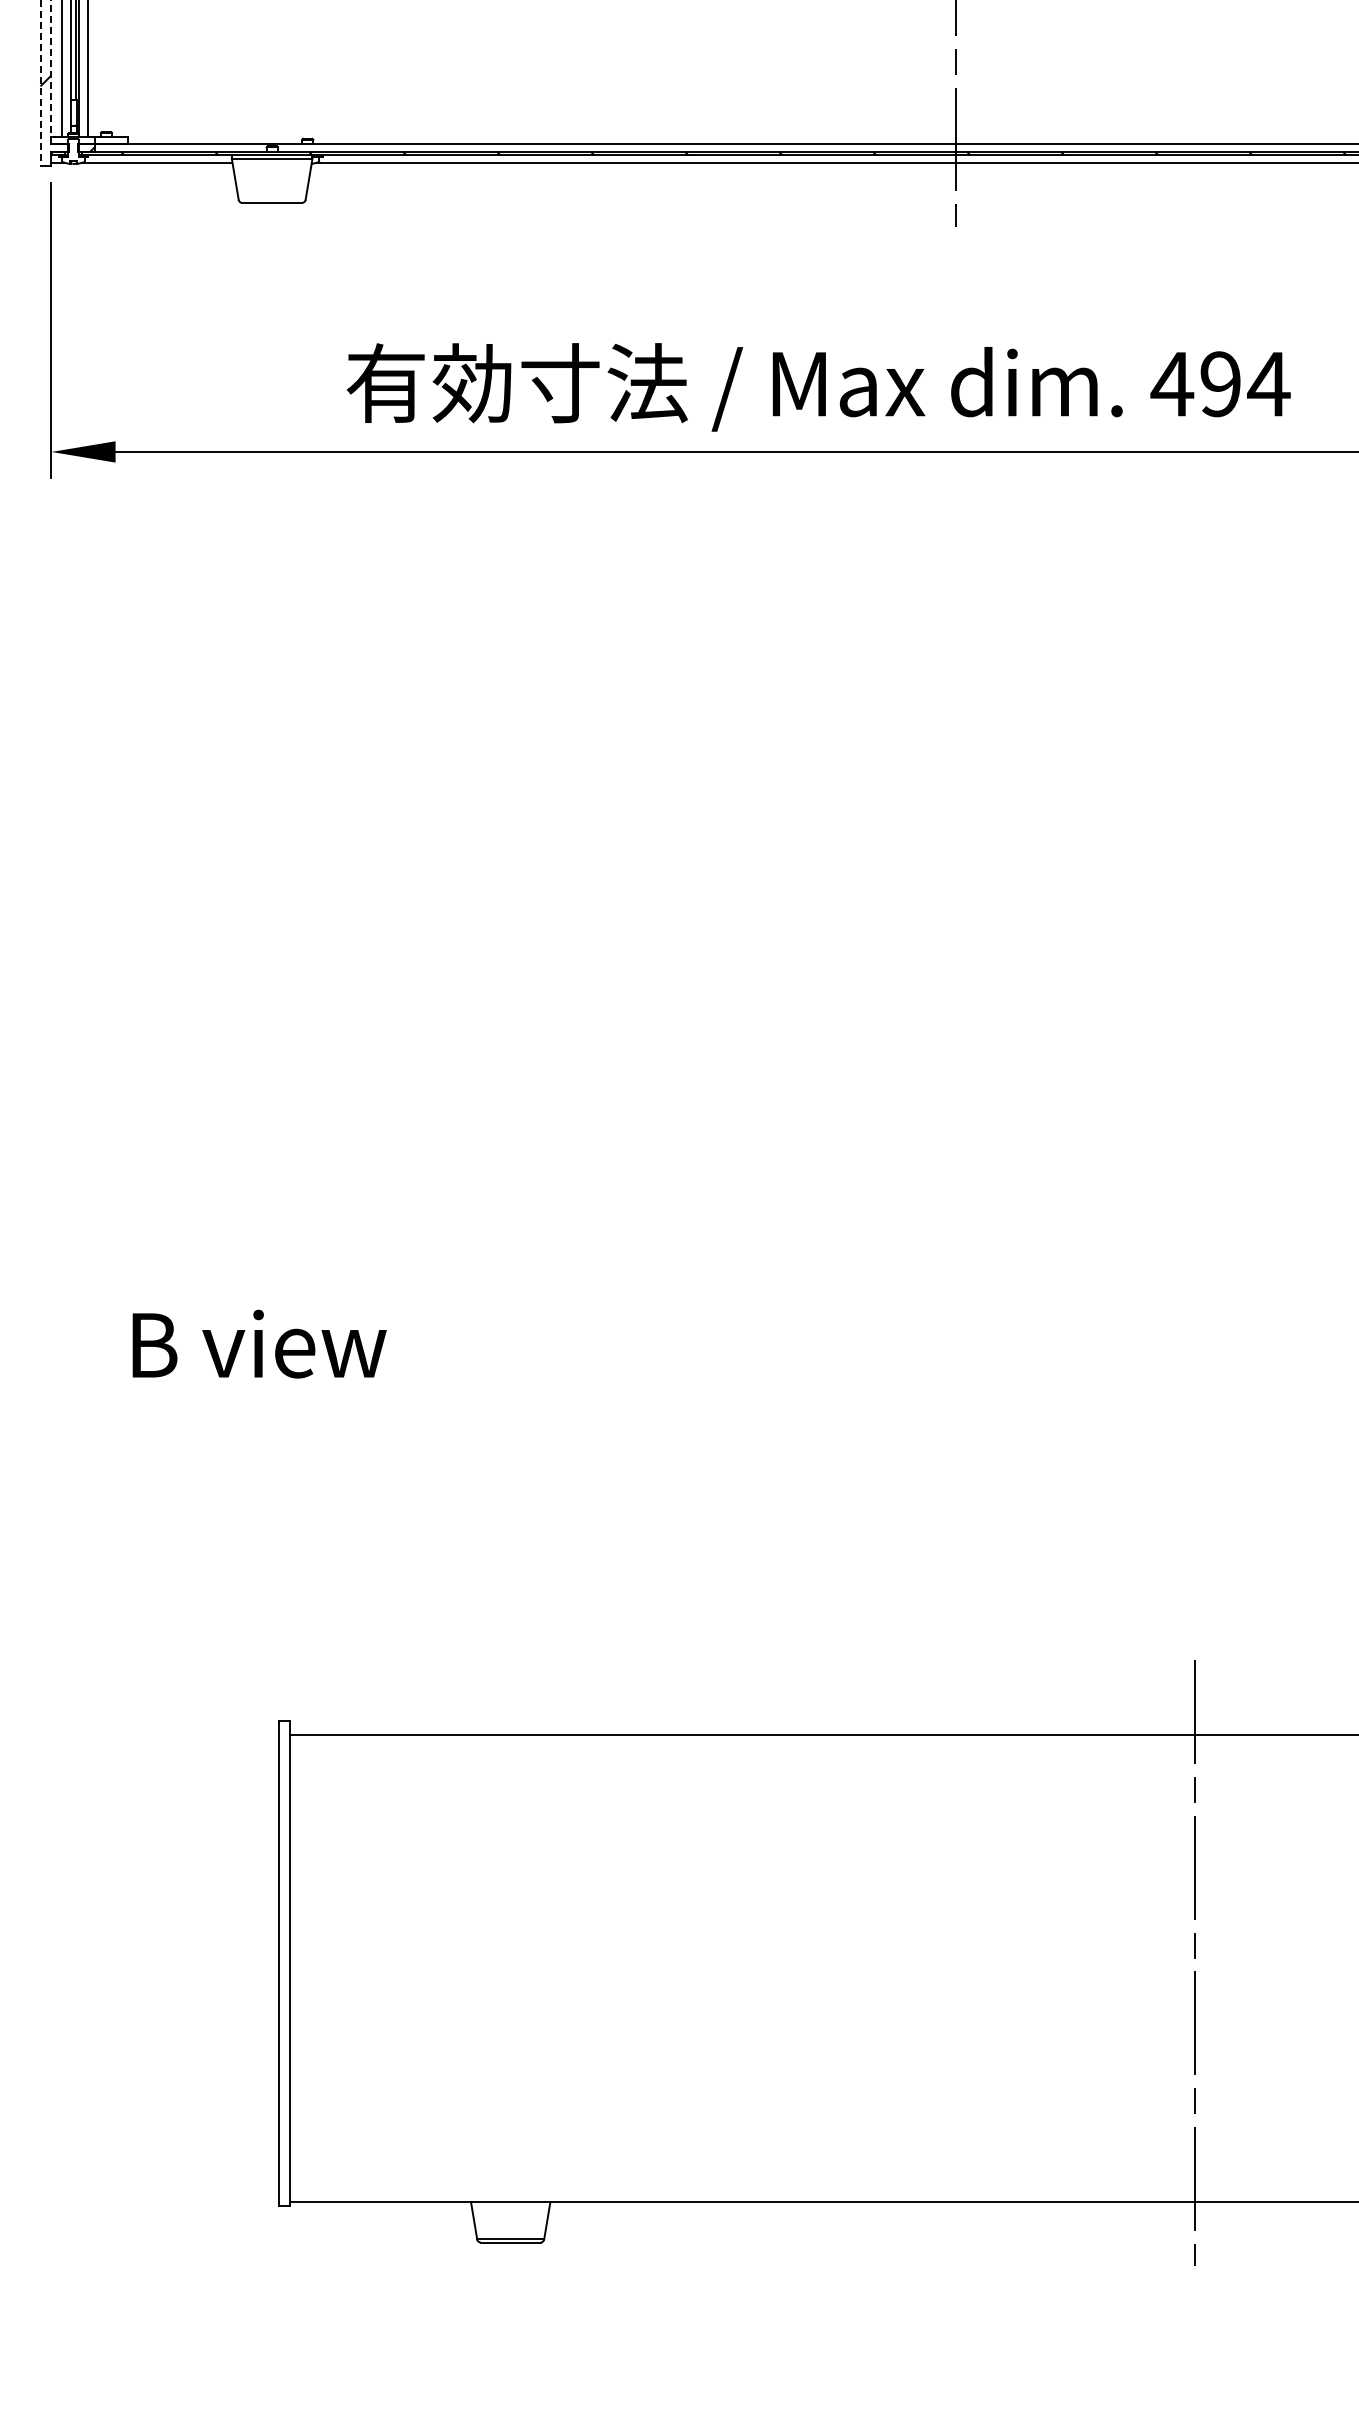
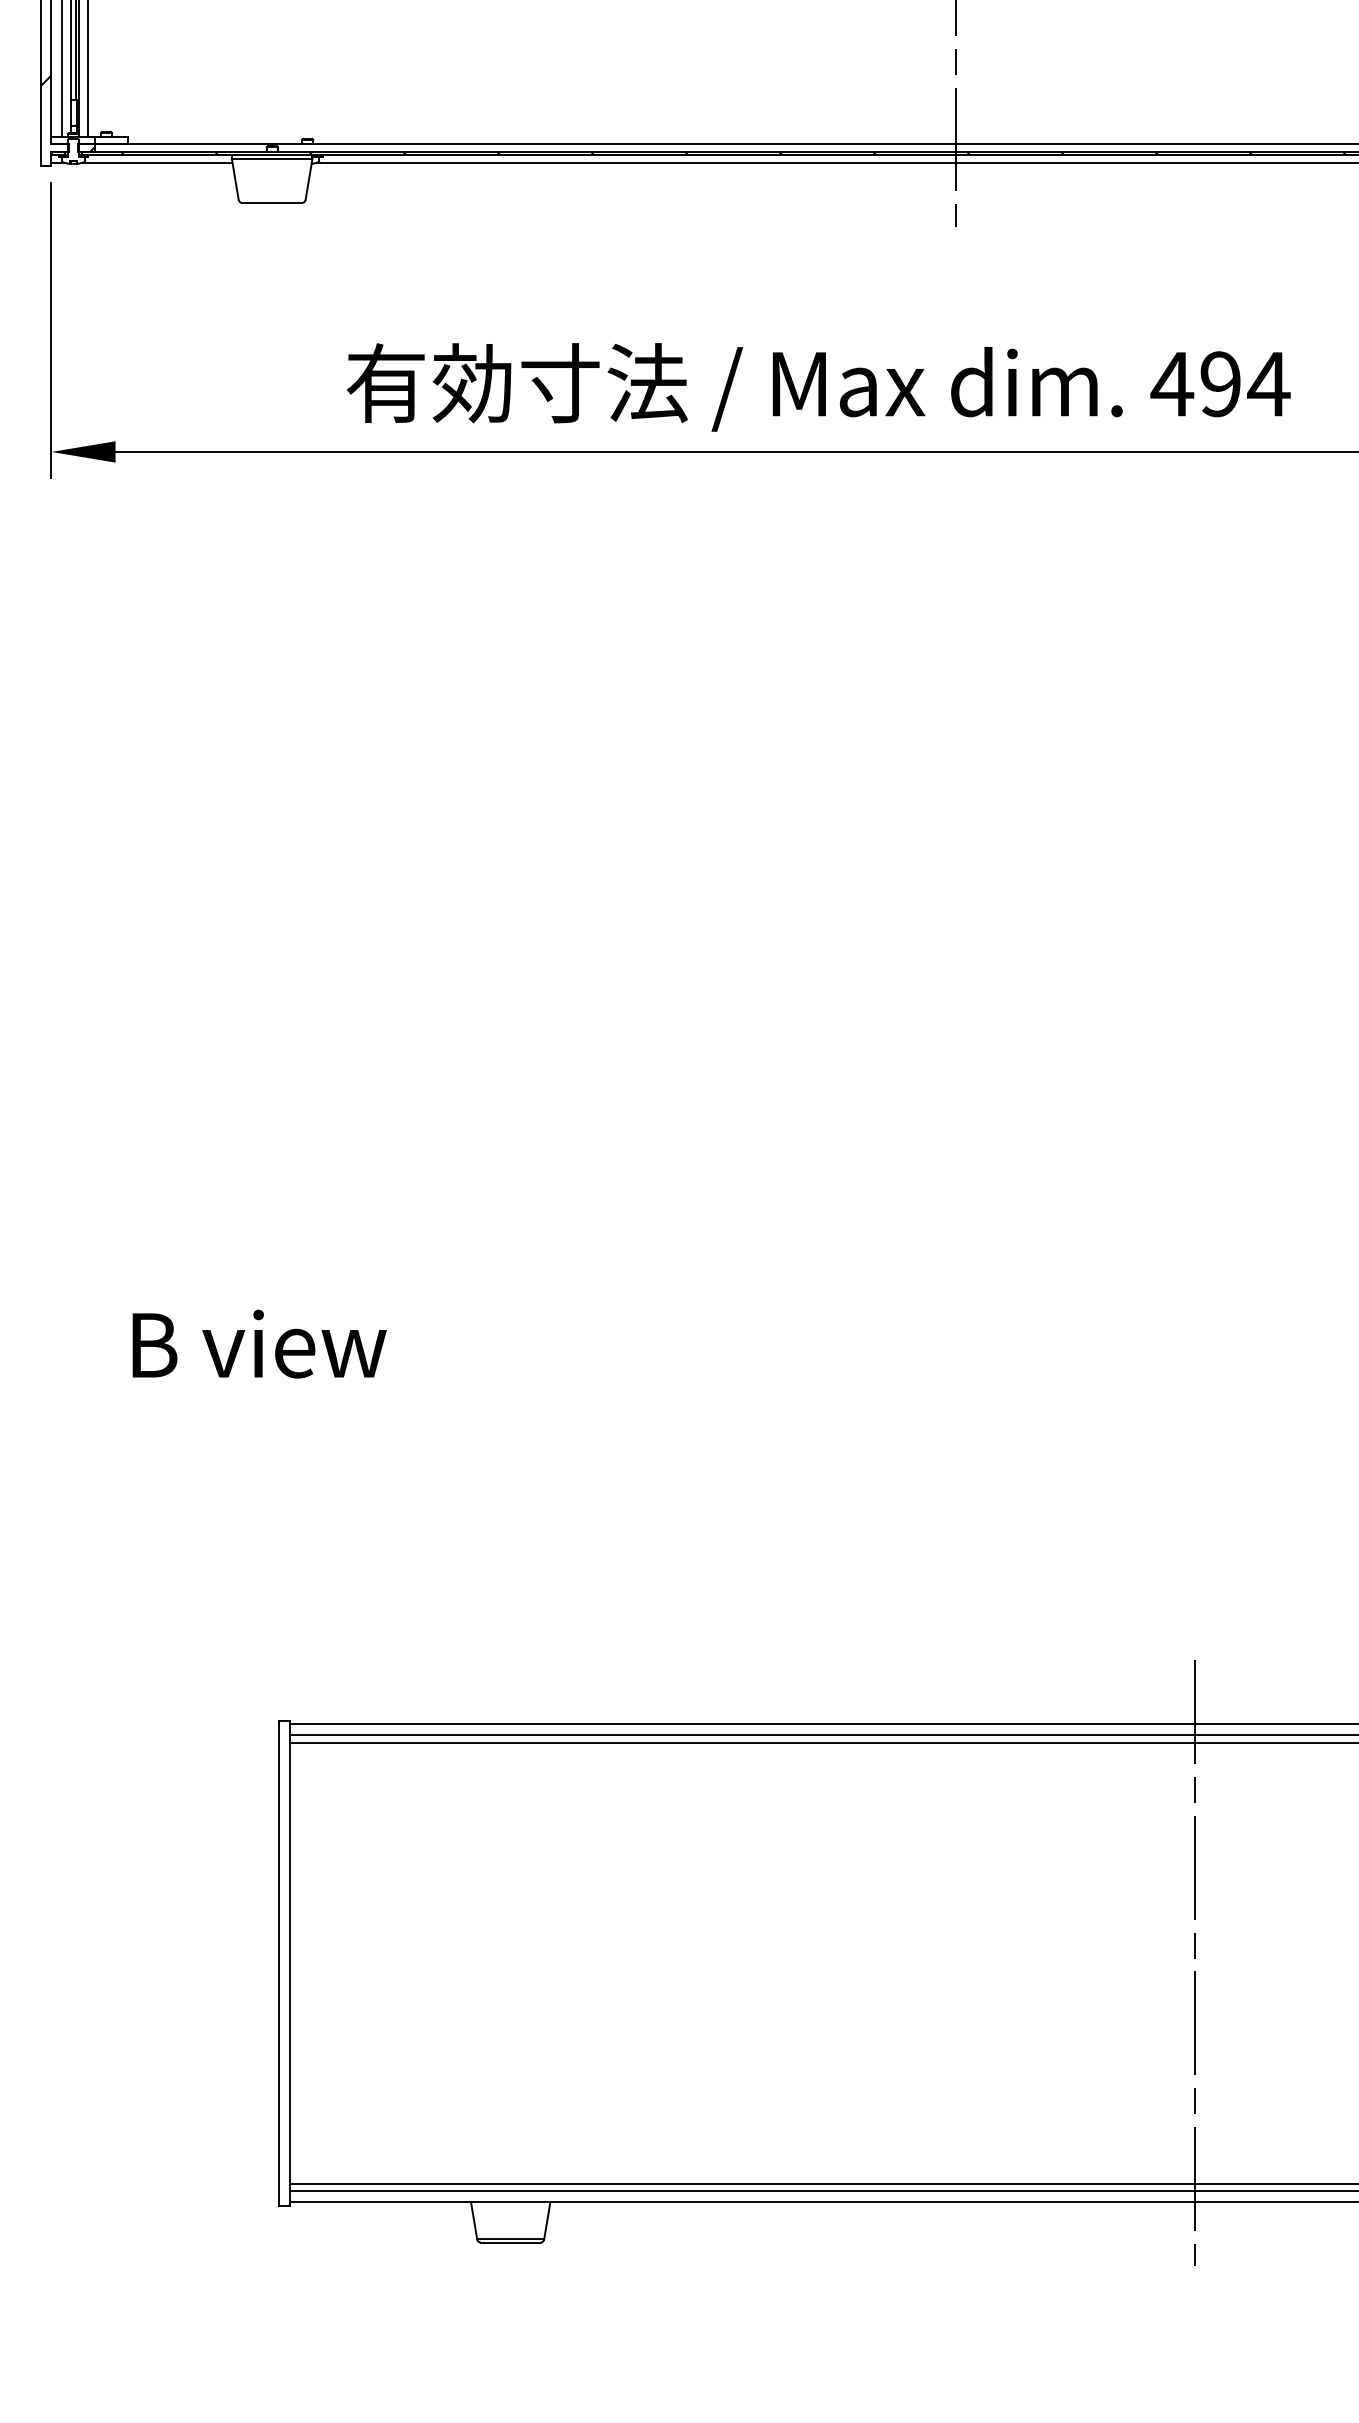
line: dashed -> solid (51, 72)
line: dashed -> solid (40, 83)
line: none -> present (822, 1724)
line: none -> present (822, 1742)
line: none -> present (822, 2183)
line: none -> present (822, 2191)
